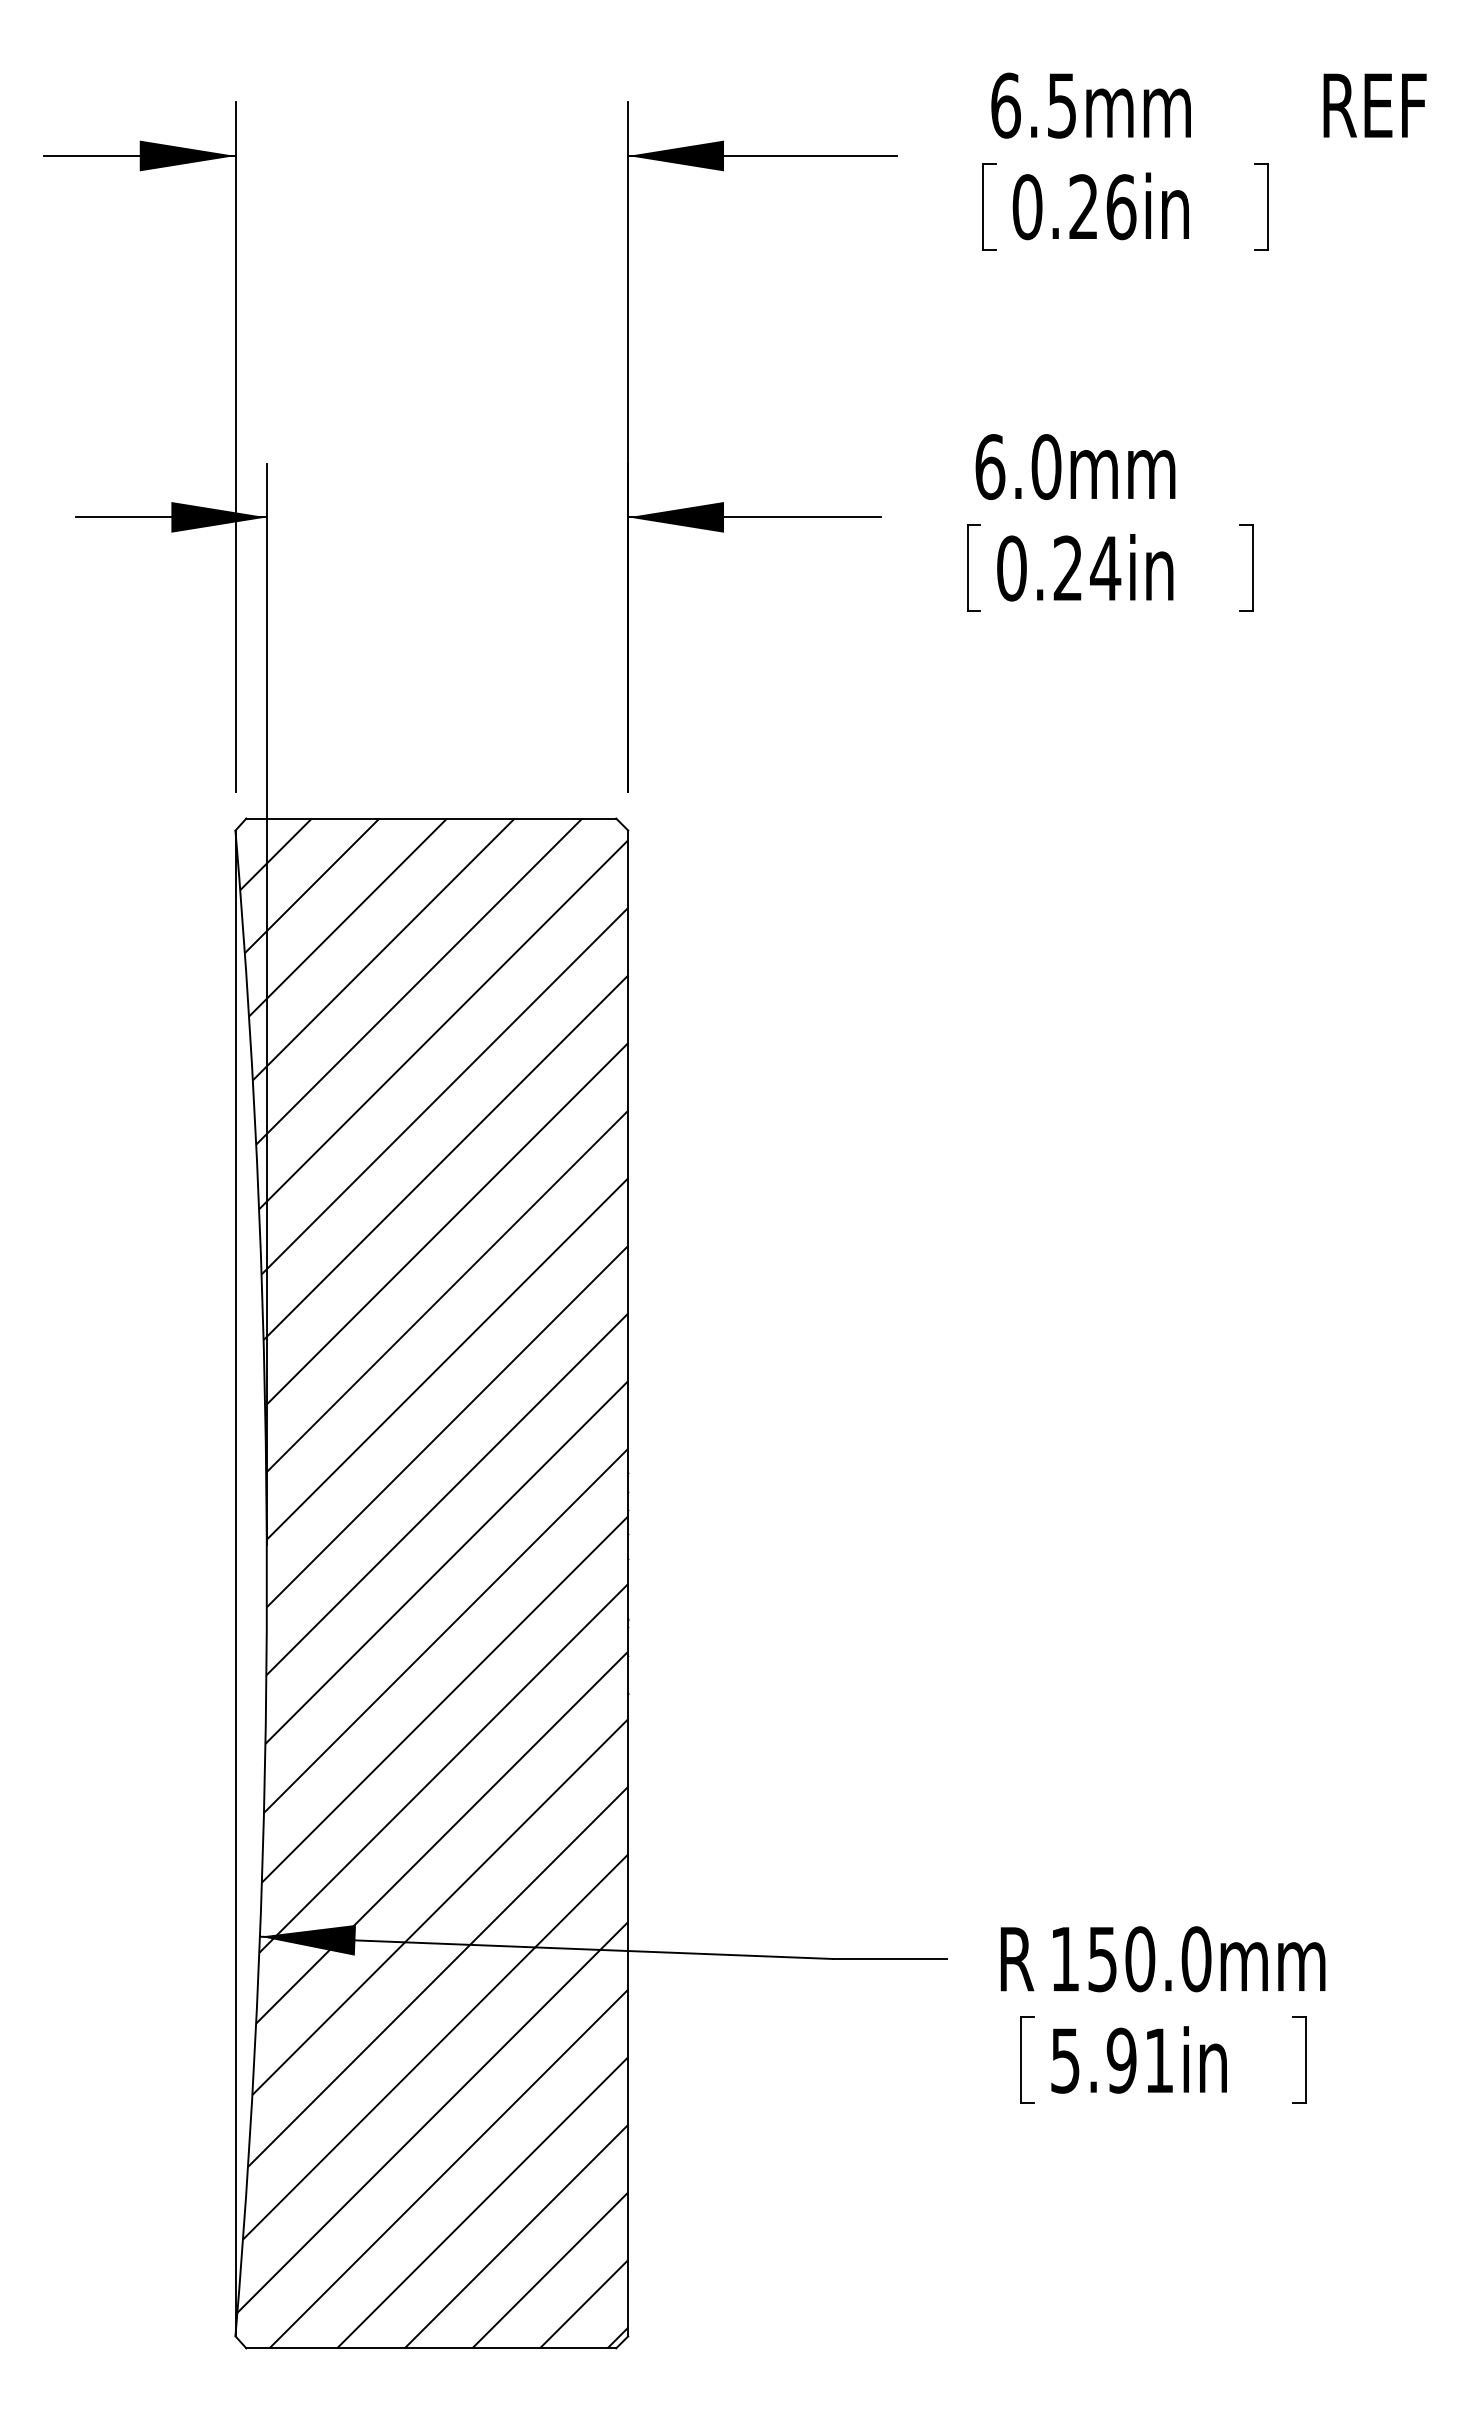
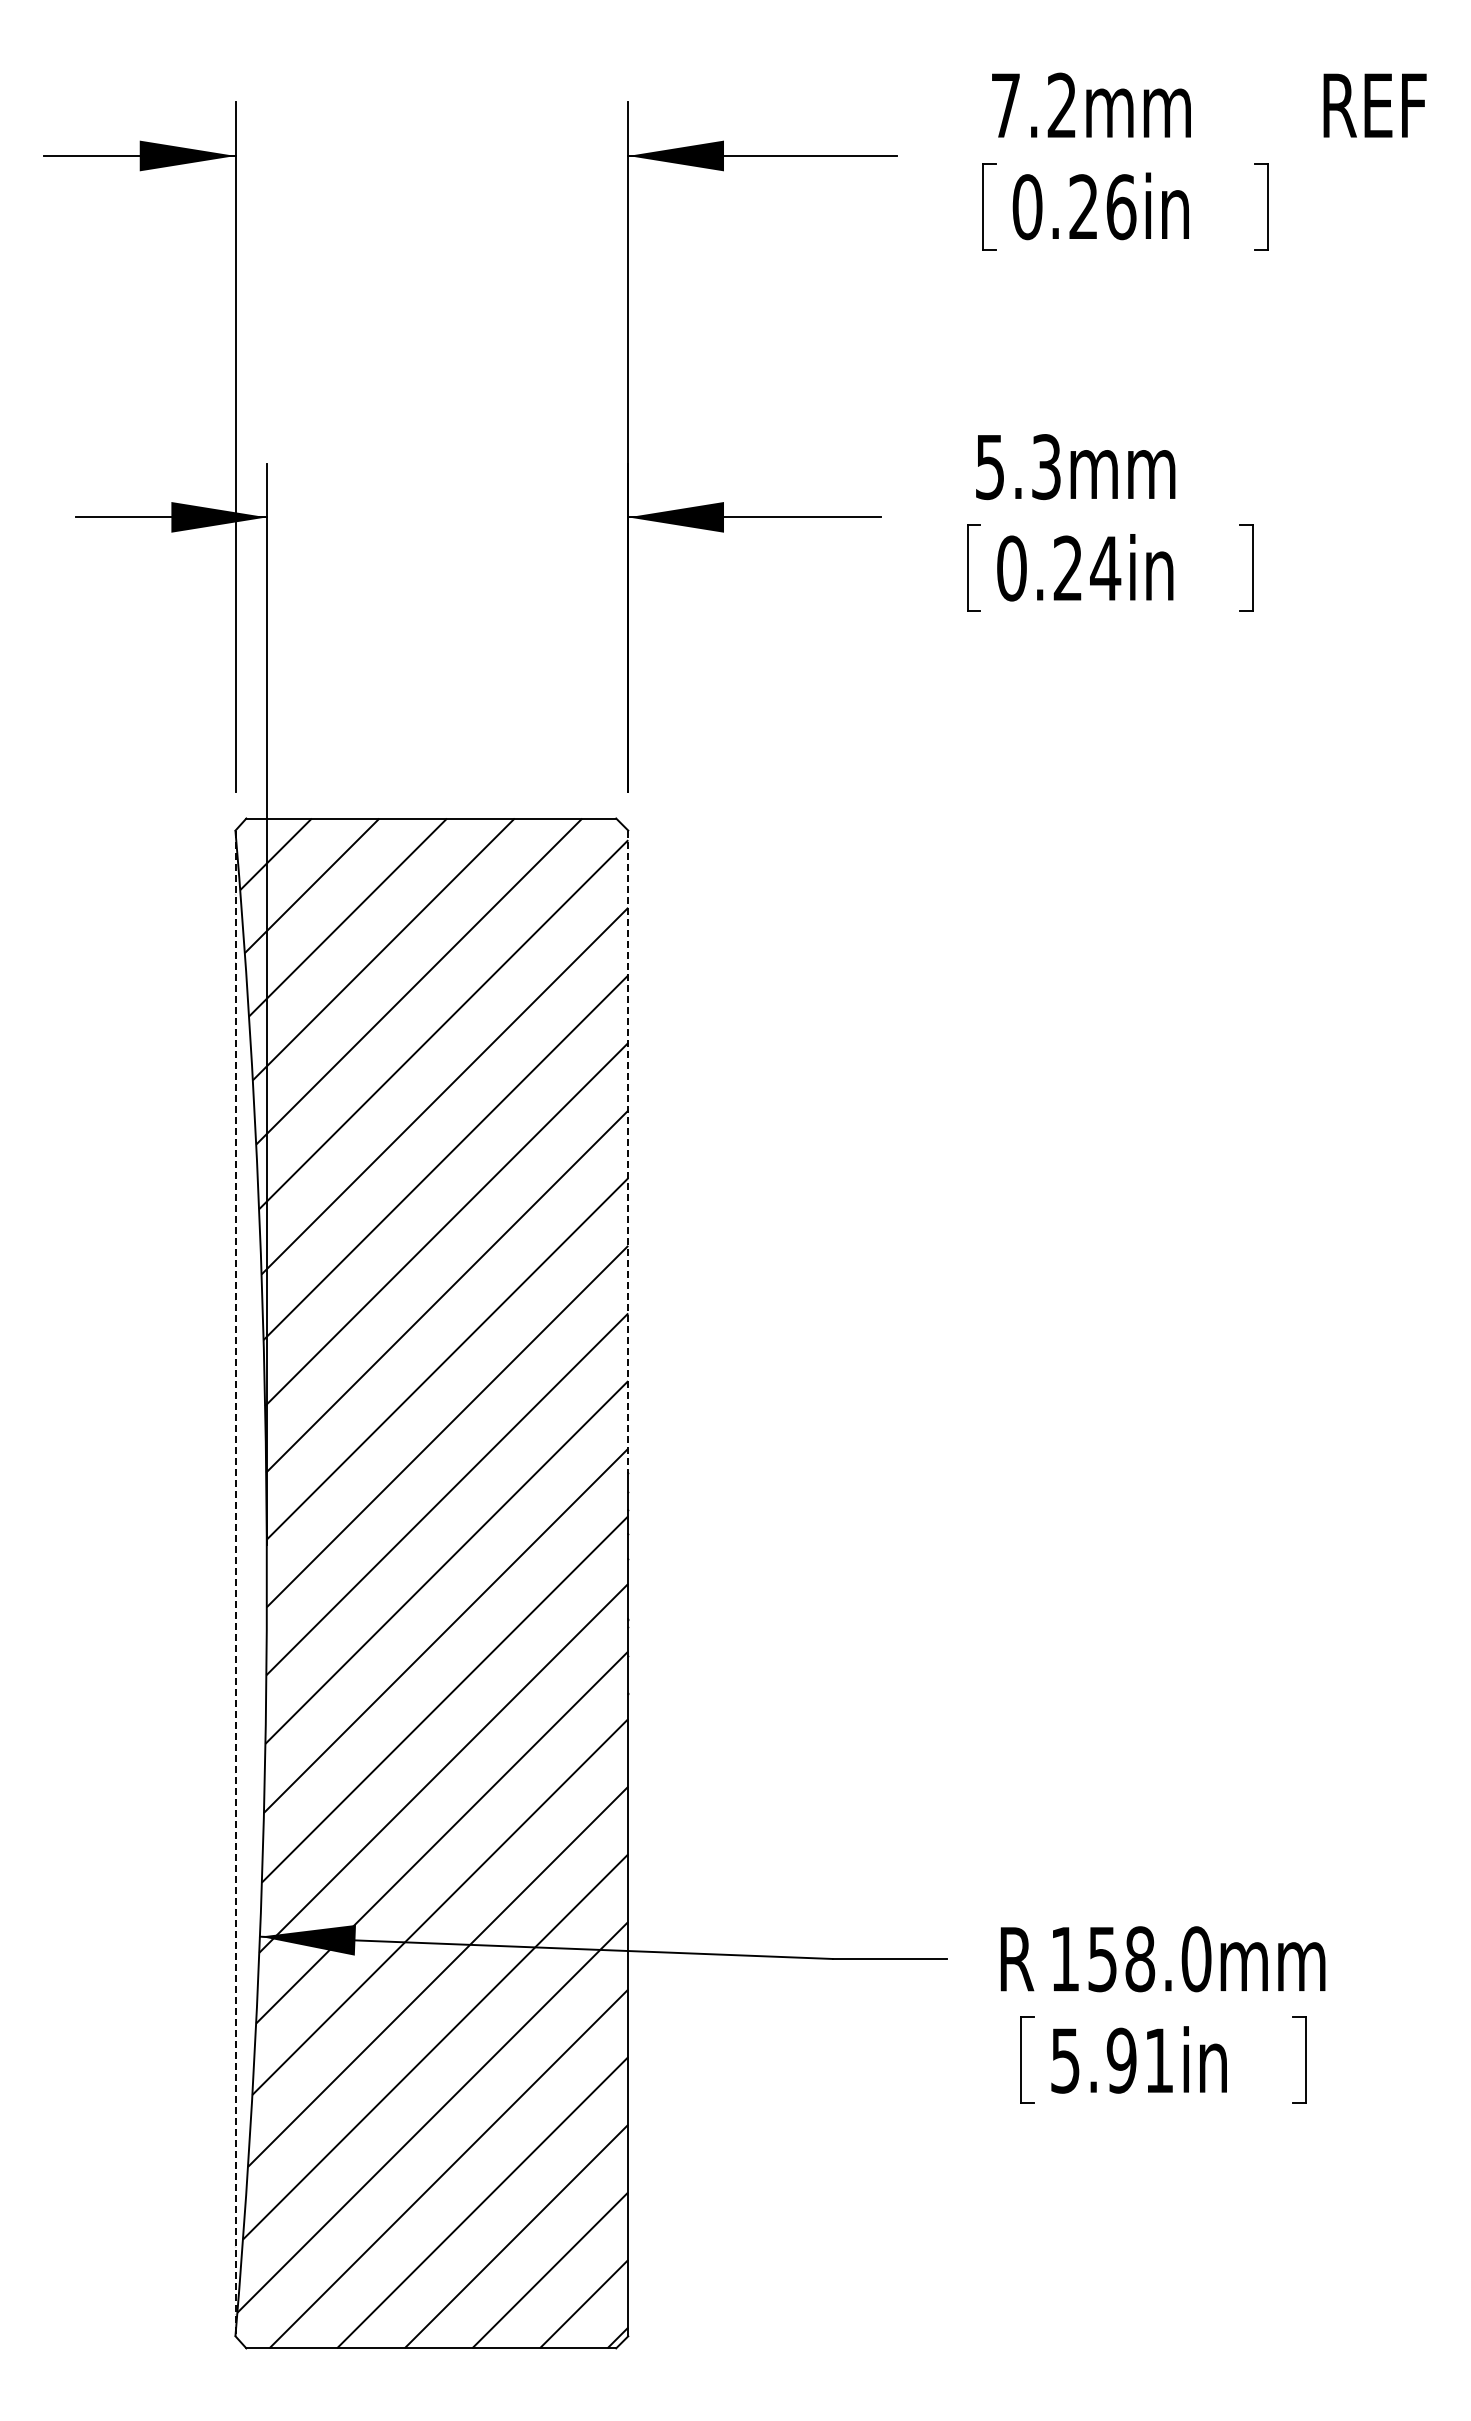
text: 6.5mm -> 7.2mm (1033, 105)
text: 6.0mm -> 5.3mm (1018, 467)
line: solid -> dashed (628, 1152)
line: solid -> dashed (235, 1583)
text: 150.0mm -> 158.0mm (1140, 1958)
